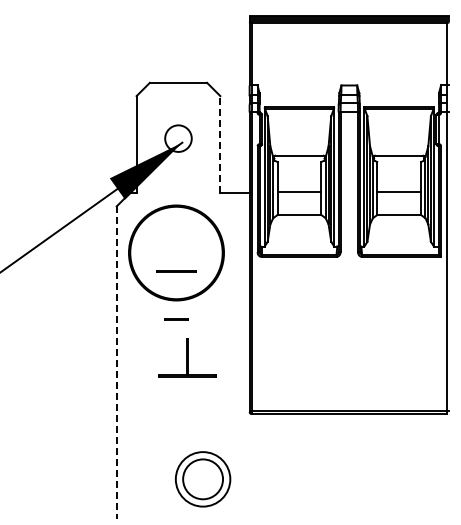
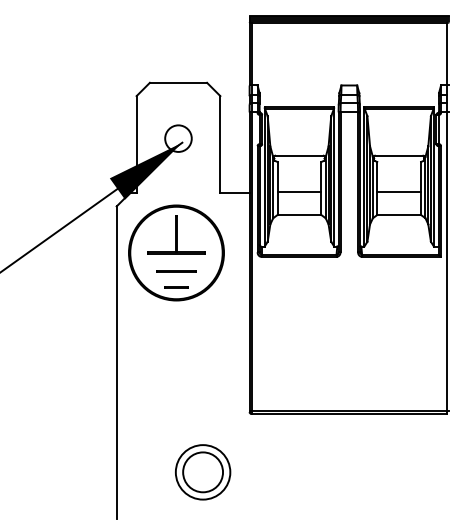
line: dashed -> solid (220, 144)
line position: (176, 319) -> (176, 287) (176, 287)
part position: (187, 357) -> (176, 234) (176, 234)
line: dashed -> solid (116, 363)
part position: (203, 479) -> (203, 472) (203, 472)
